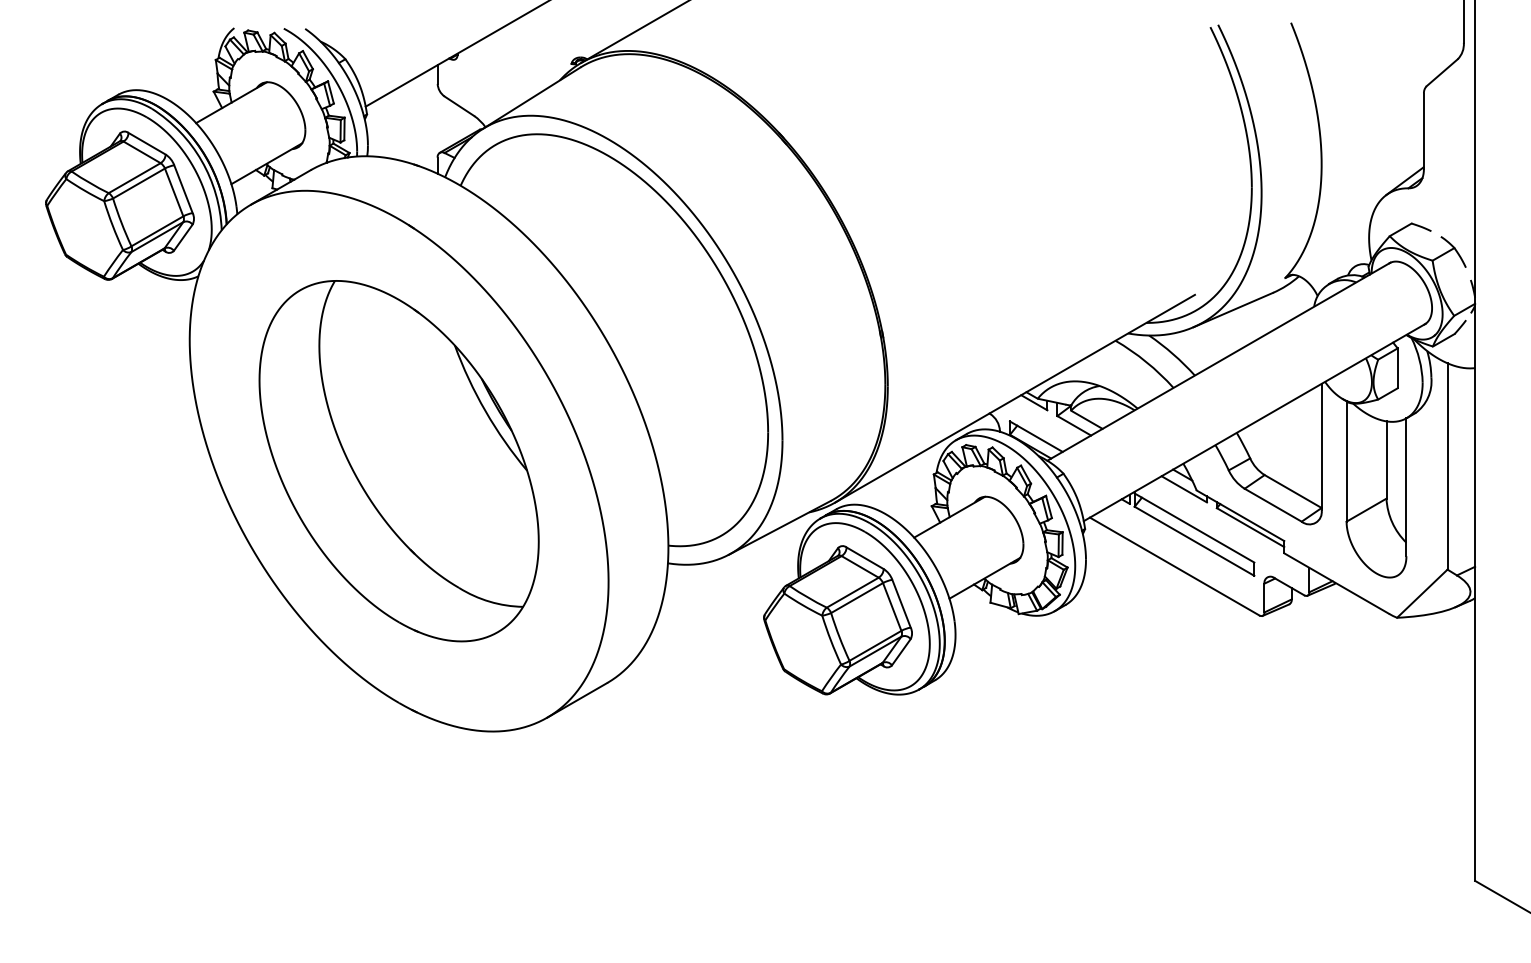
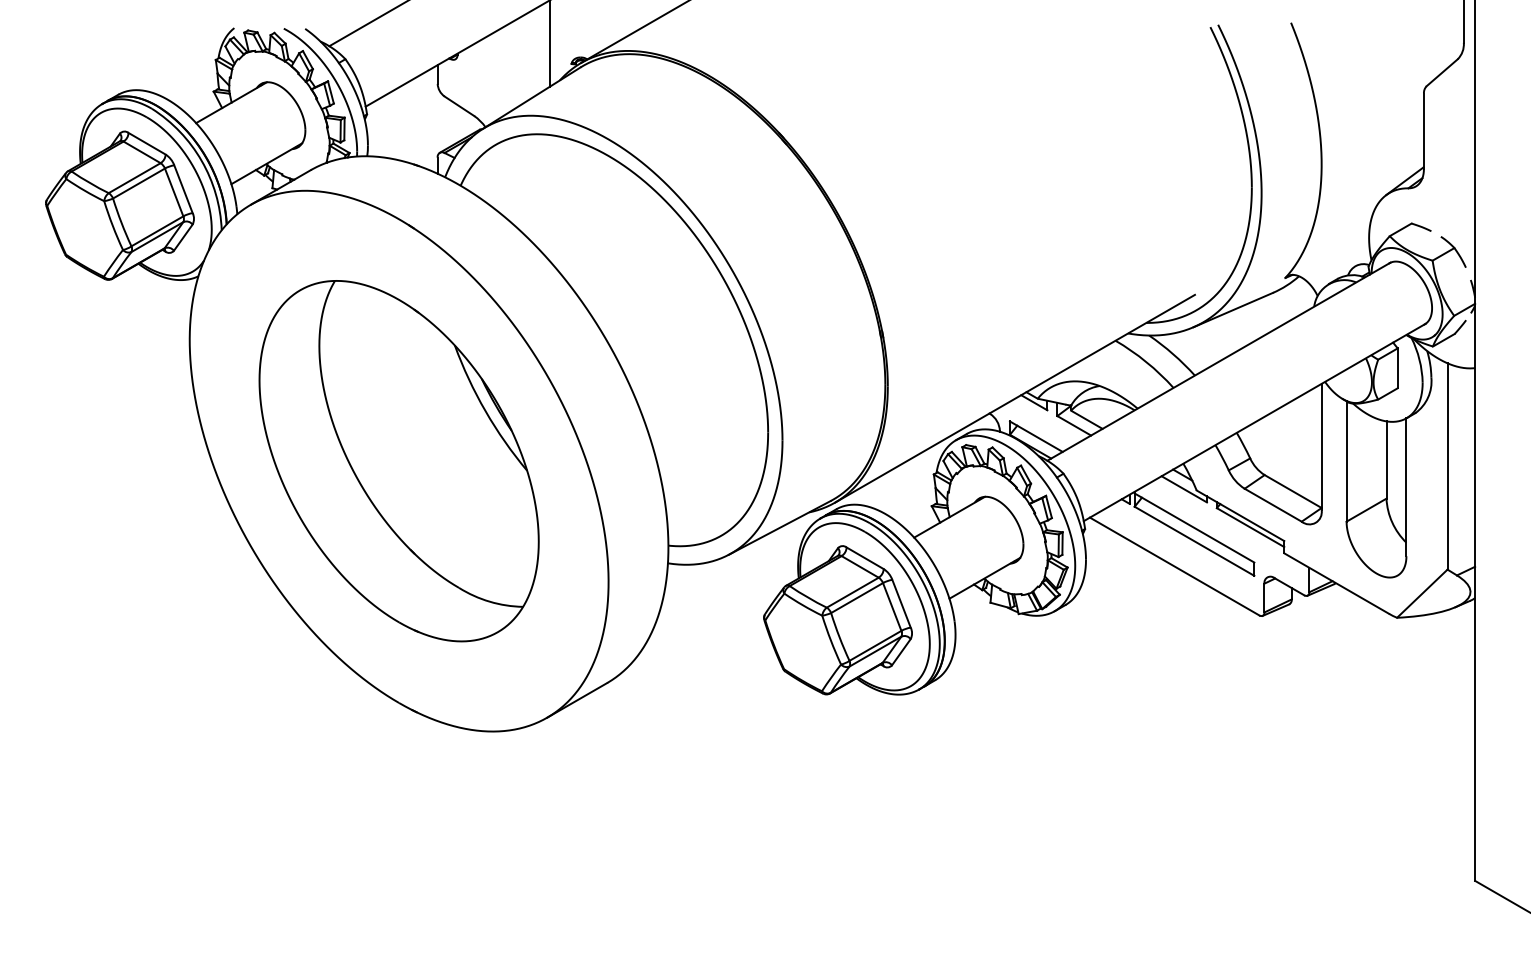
line: none -> present (367, 24)
line: none -> present (549, 44)
